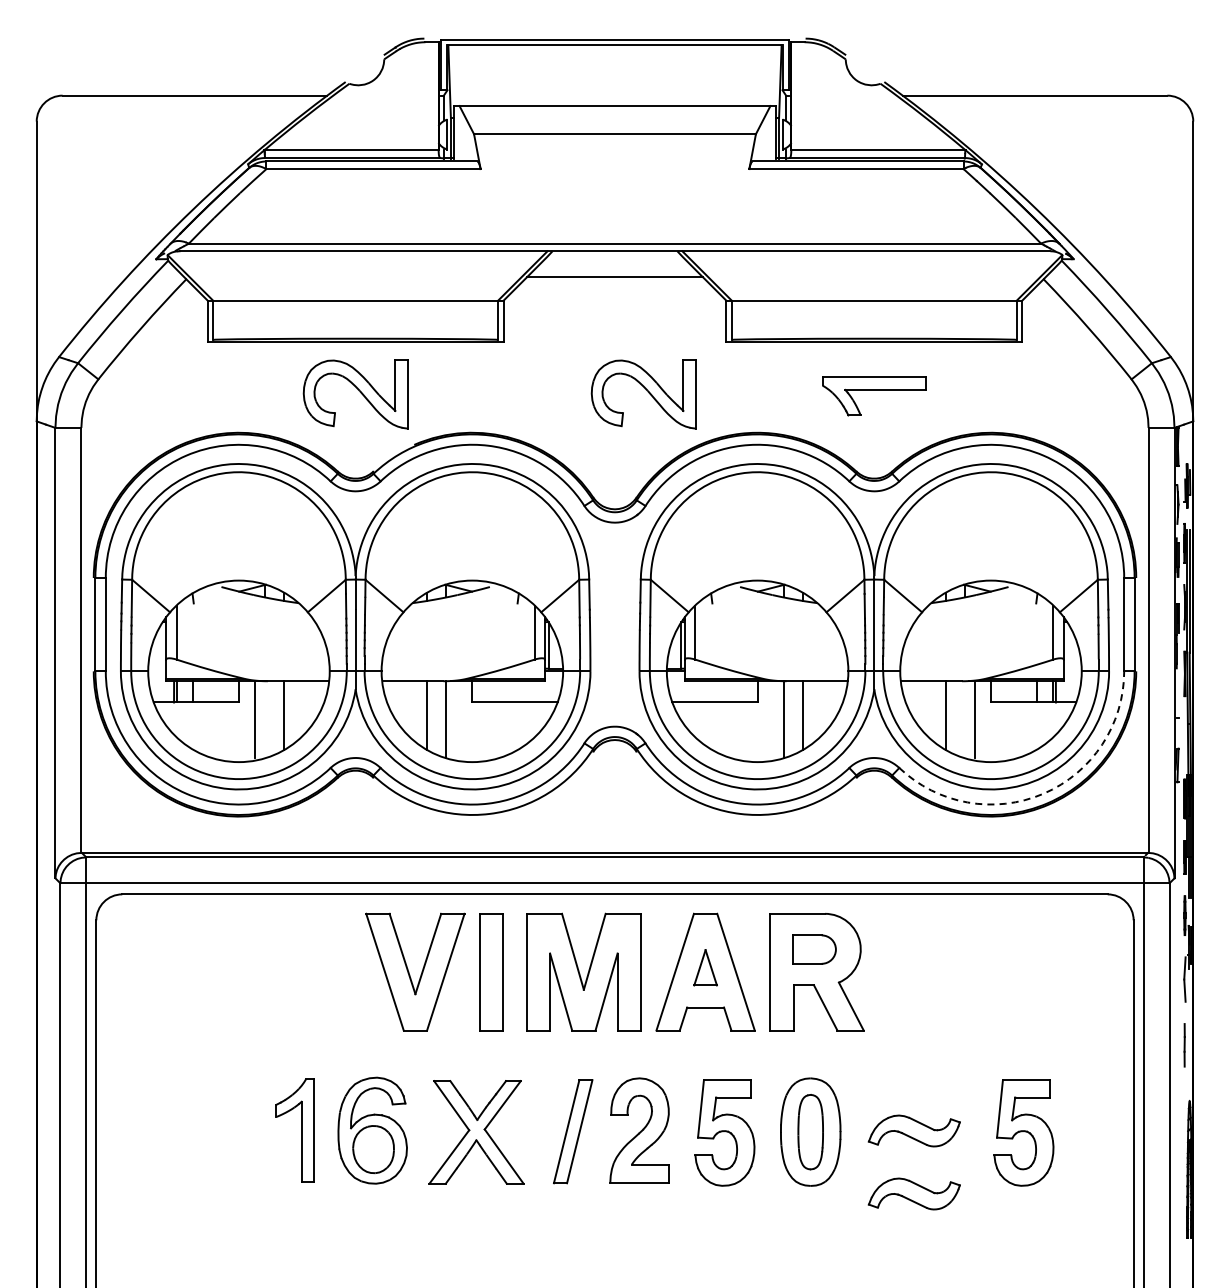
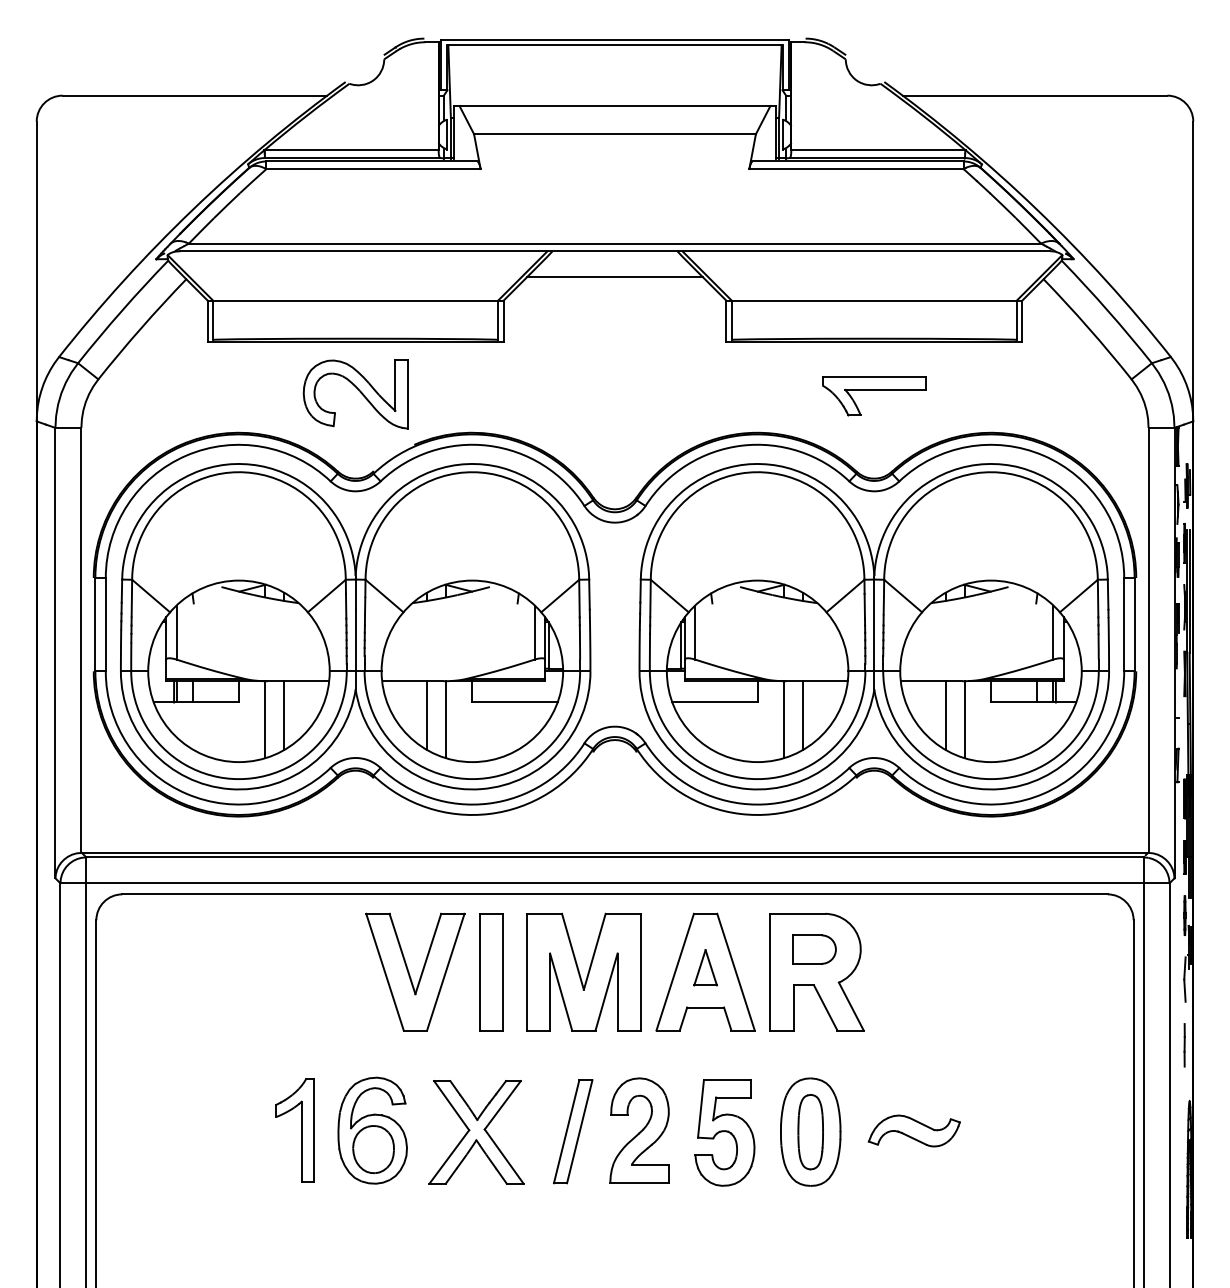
part: present -> none (643, 394)
line position: (254, 719) -> (264, 719) (264, 719)
line position: (975, 719) -> (965, 719) (965, 719)
arc: dashed -> solid (1043, 793)
part: present -> none (1023, 1132)
part: present -> none (913, 1193)
